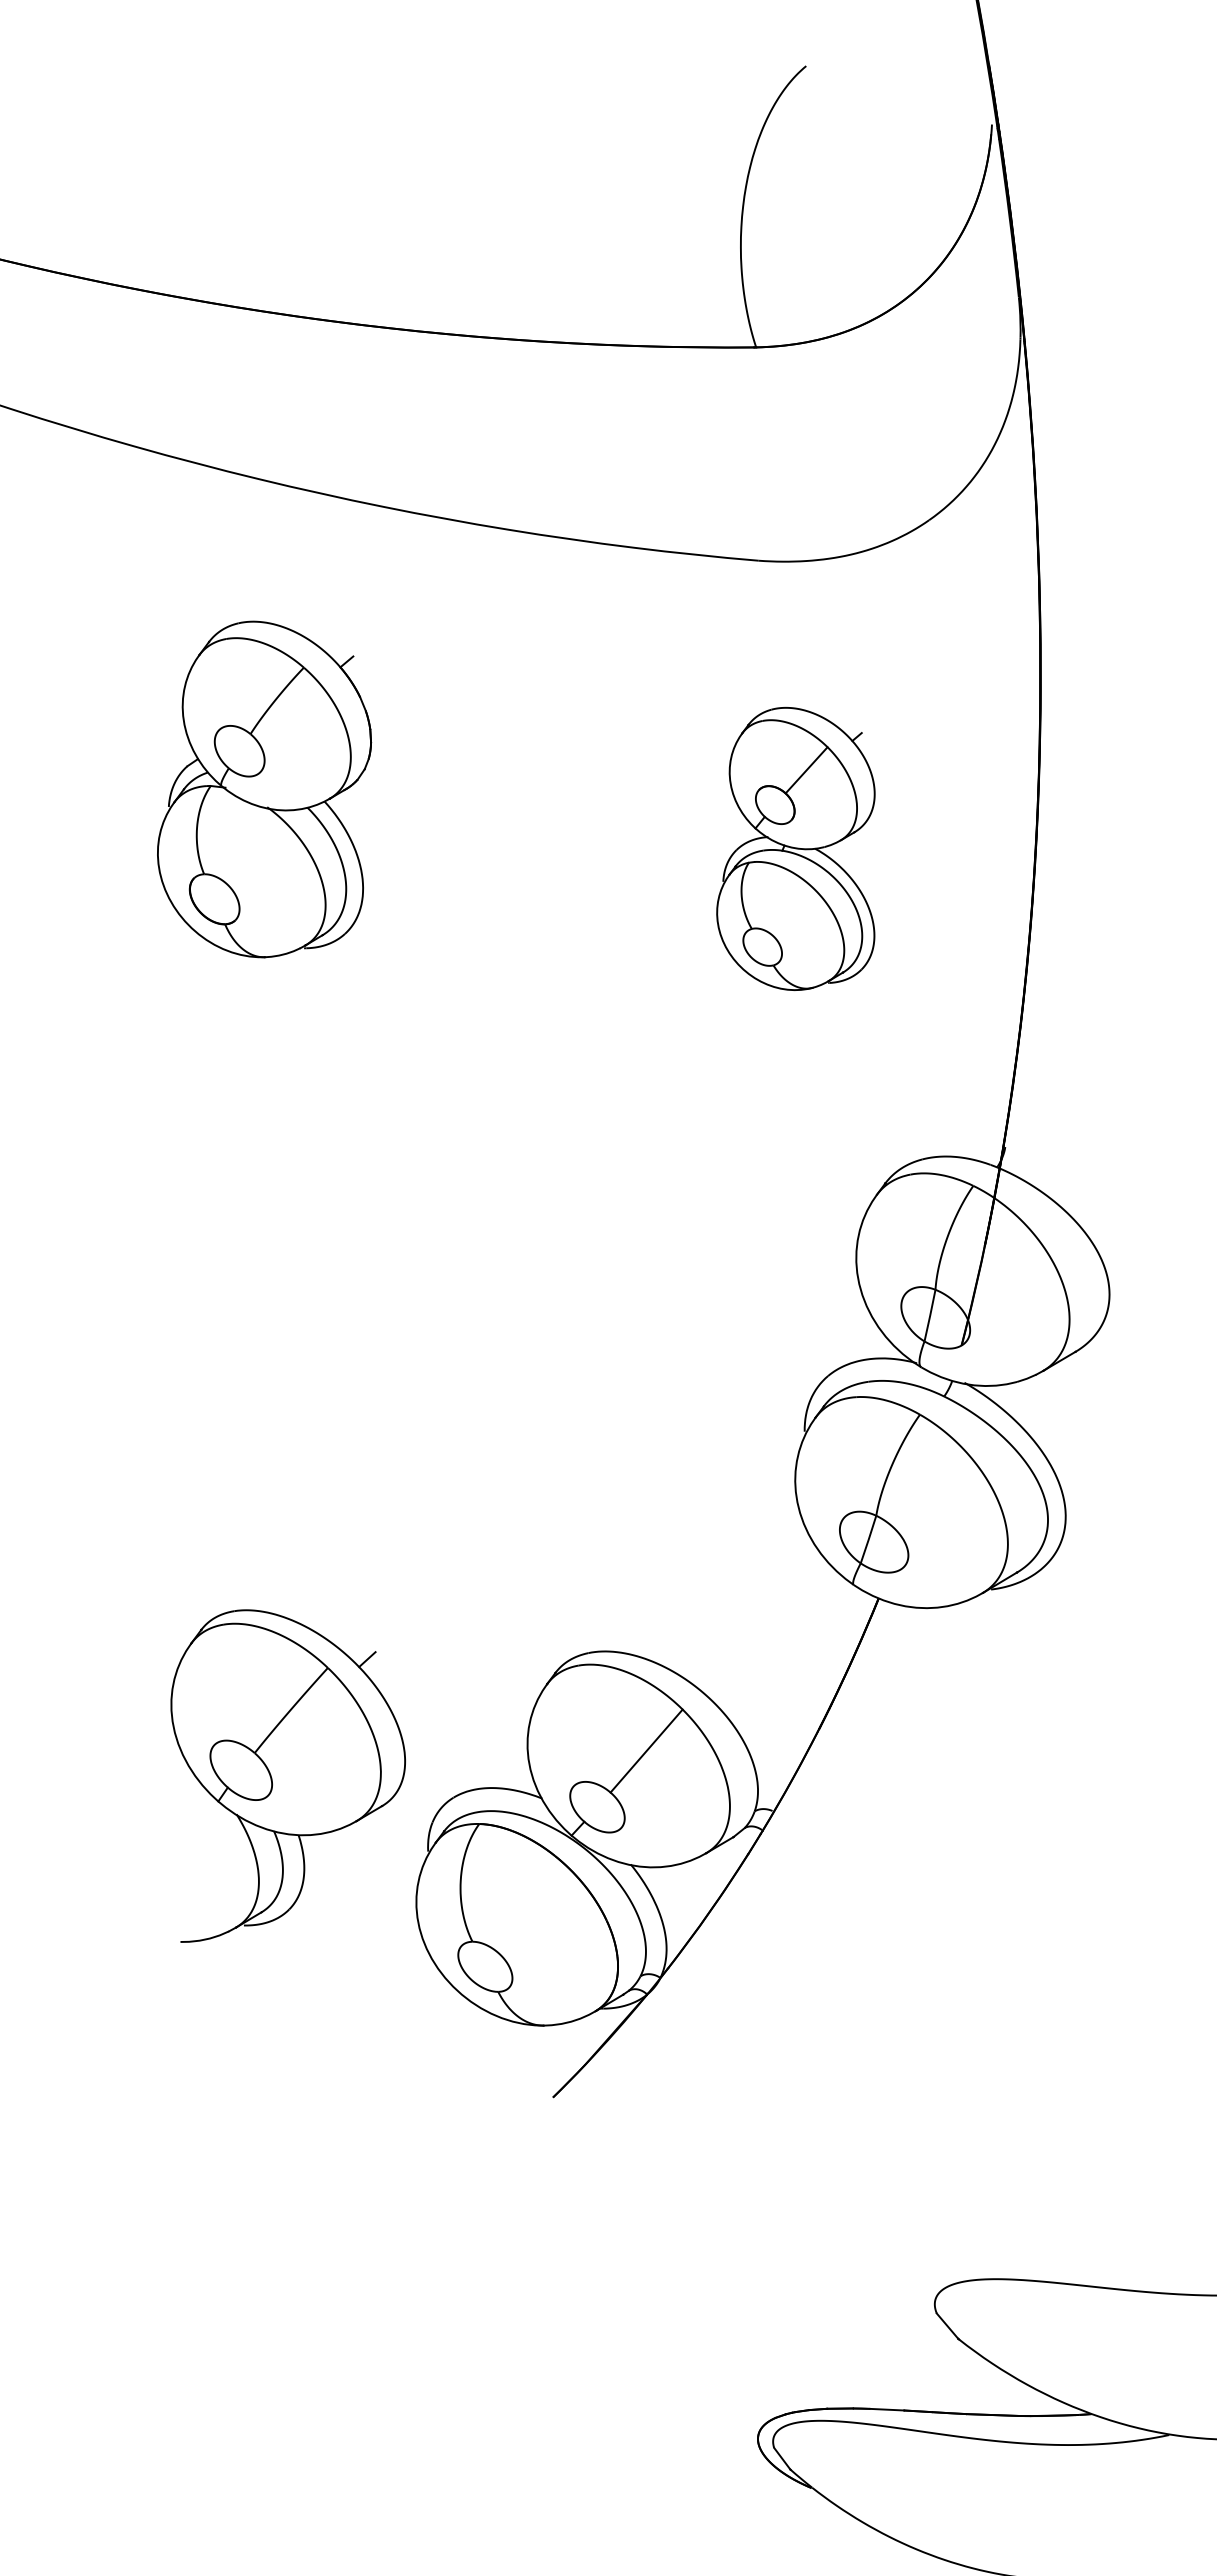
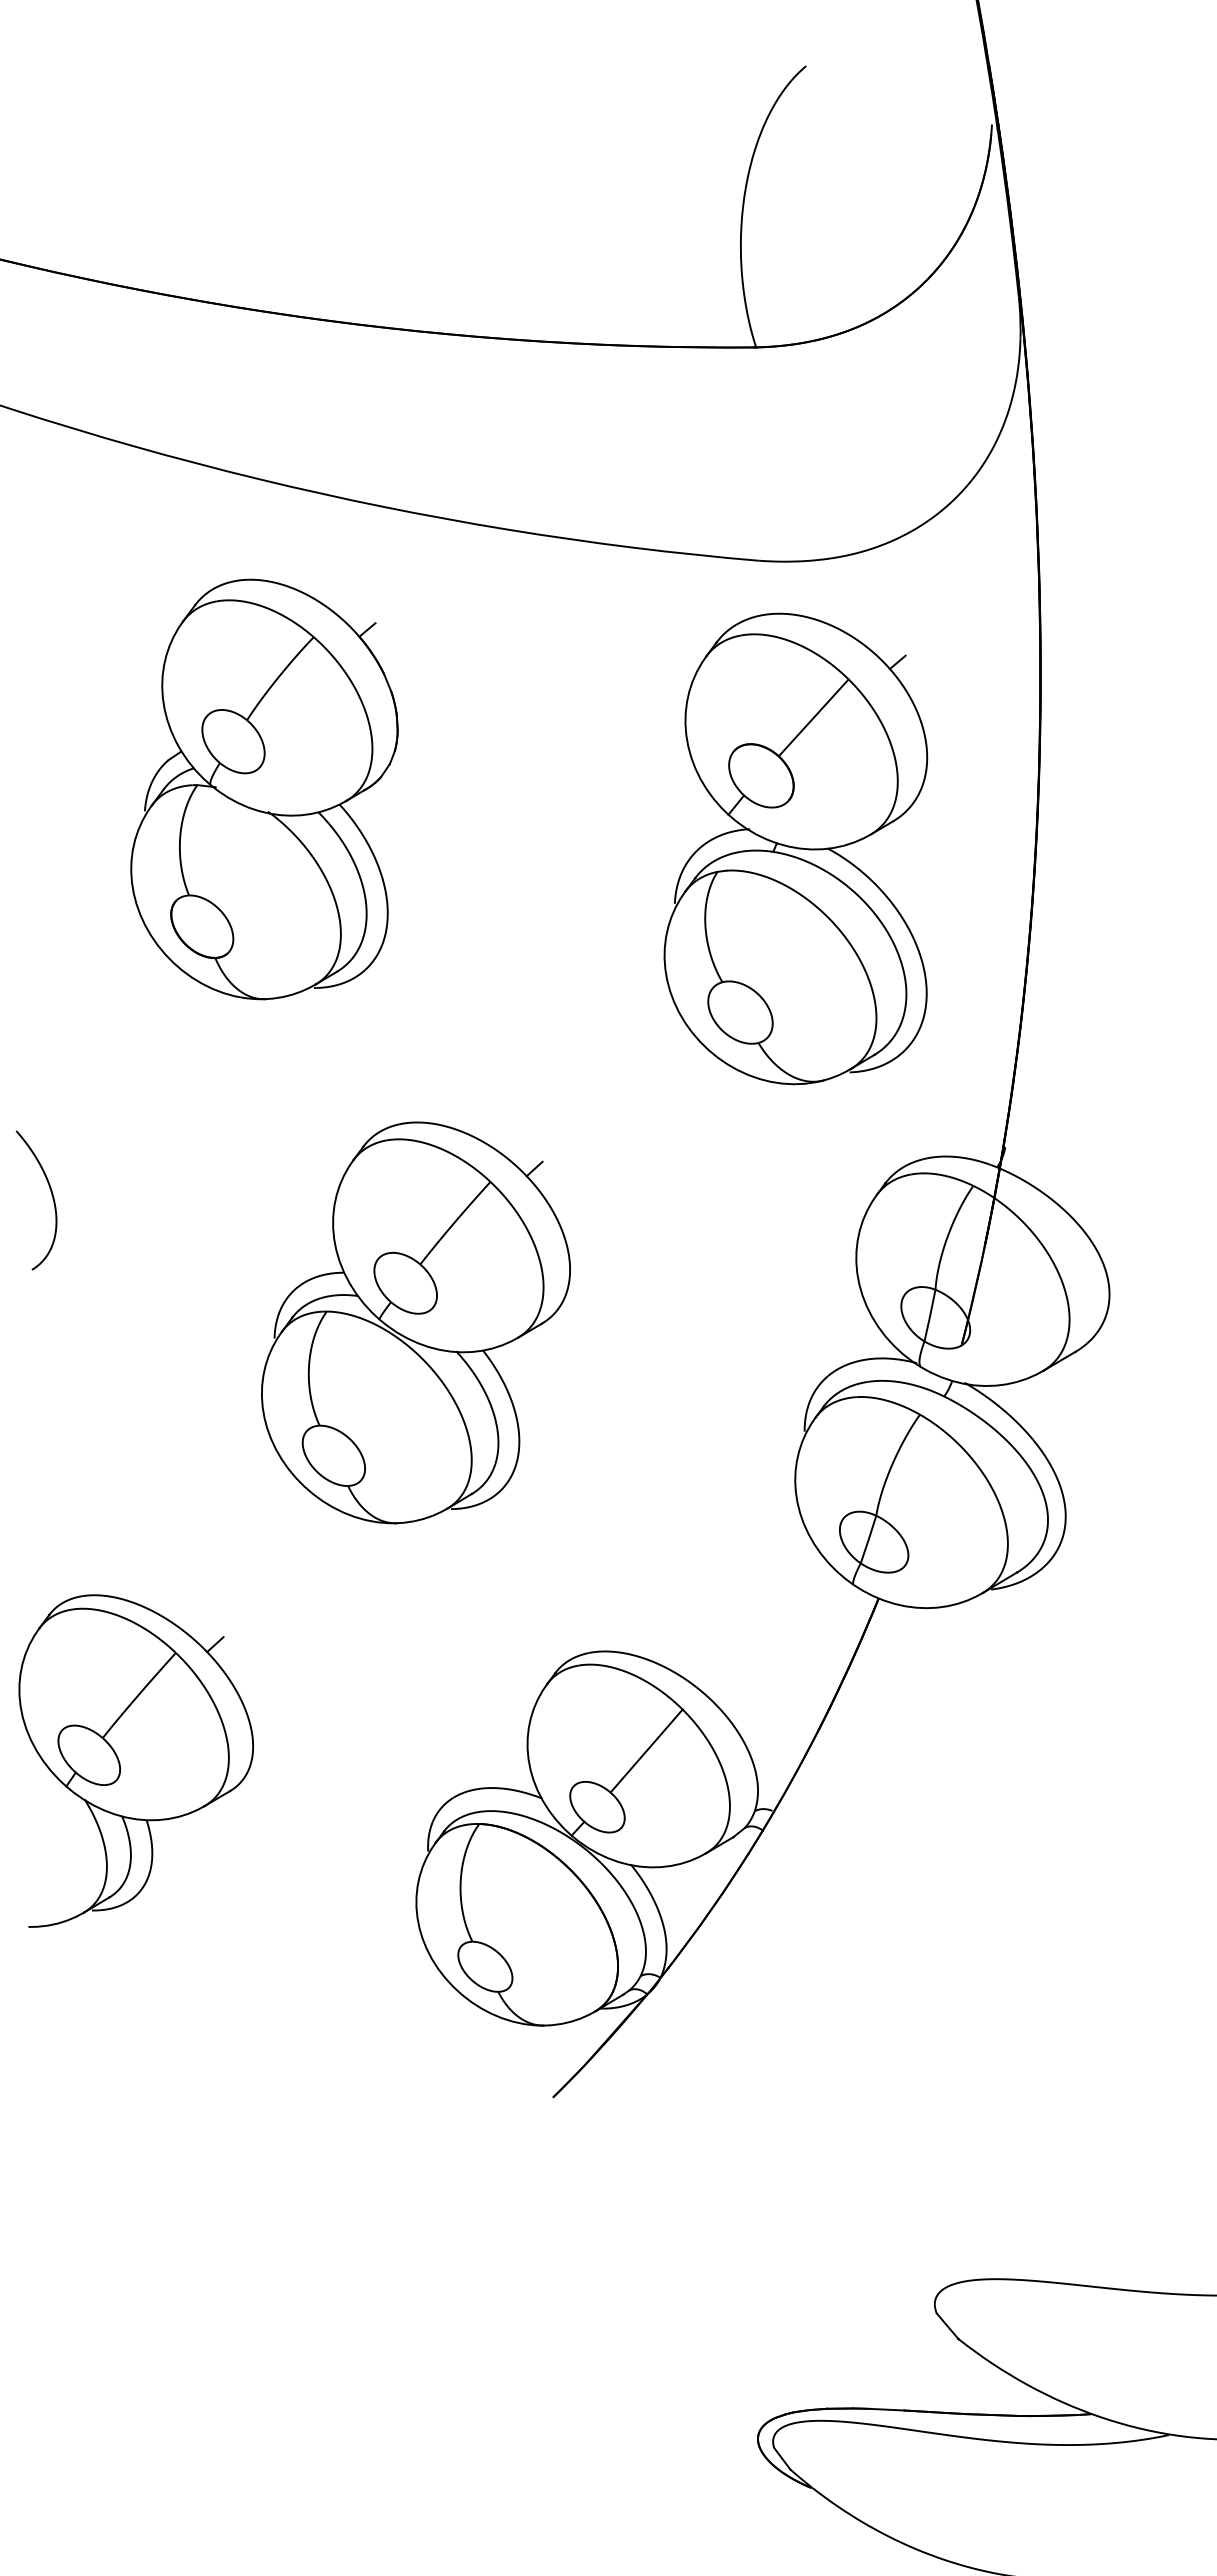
part size: 216x339 px -> 269x423 px (264, 789)
part size: 160x284 px -> 266x474 px (795, 848)
curve: none -> present (51, 1195)
part: none -> present (415, 1322)
part position: (287, 1775) -> (135, 1760) (135, 1760)
